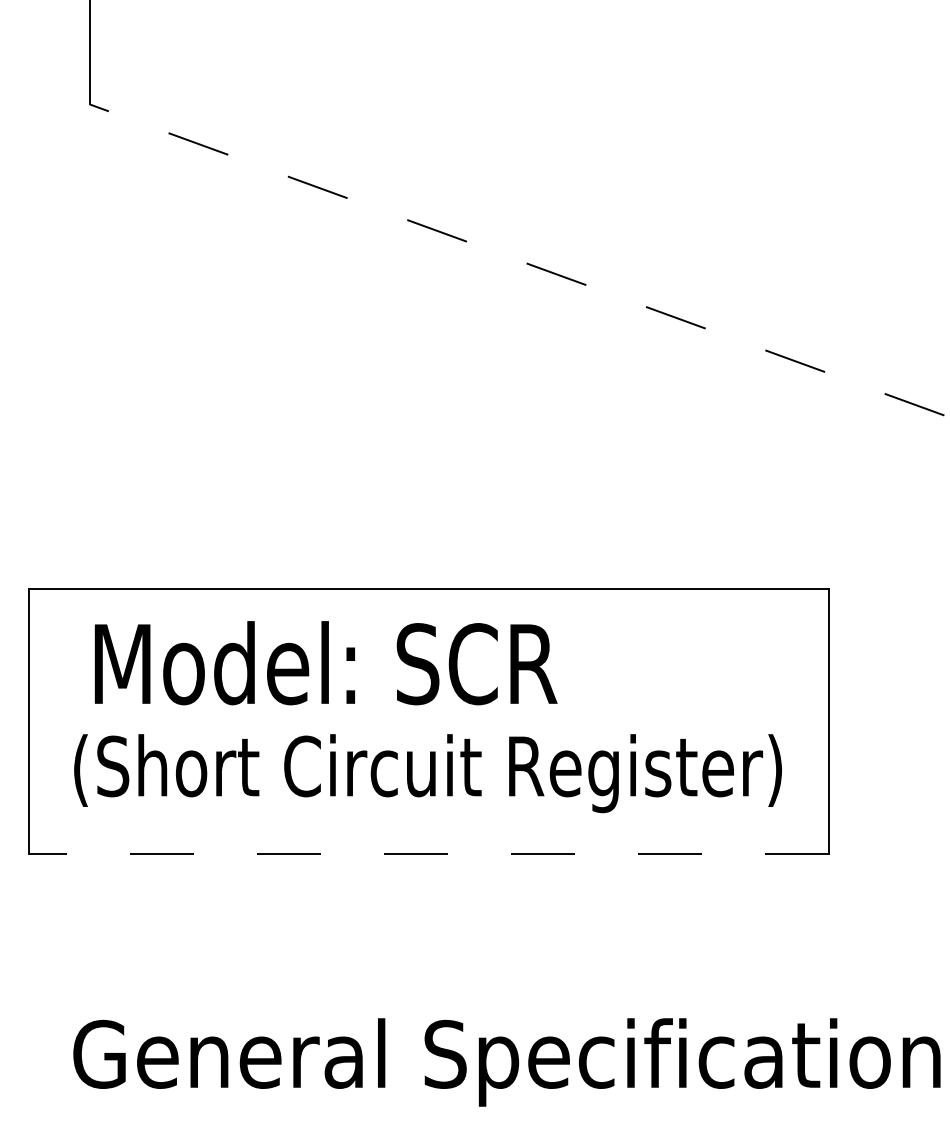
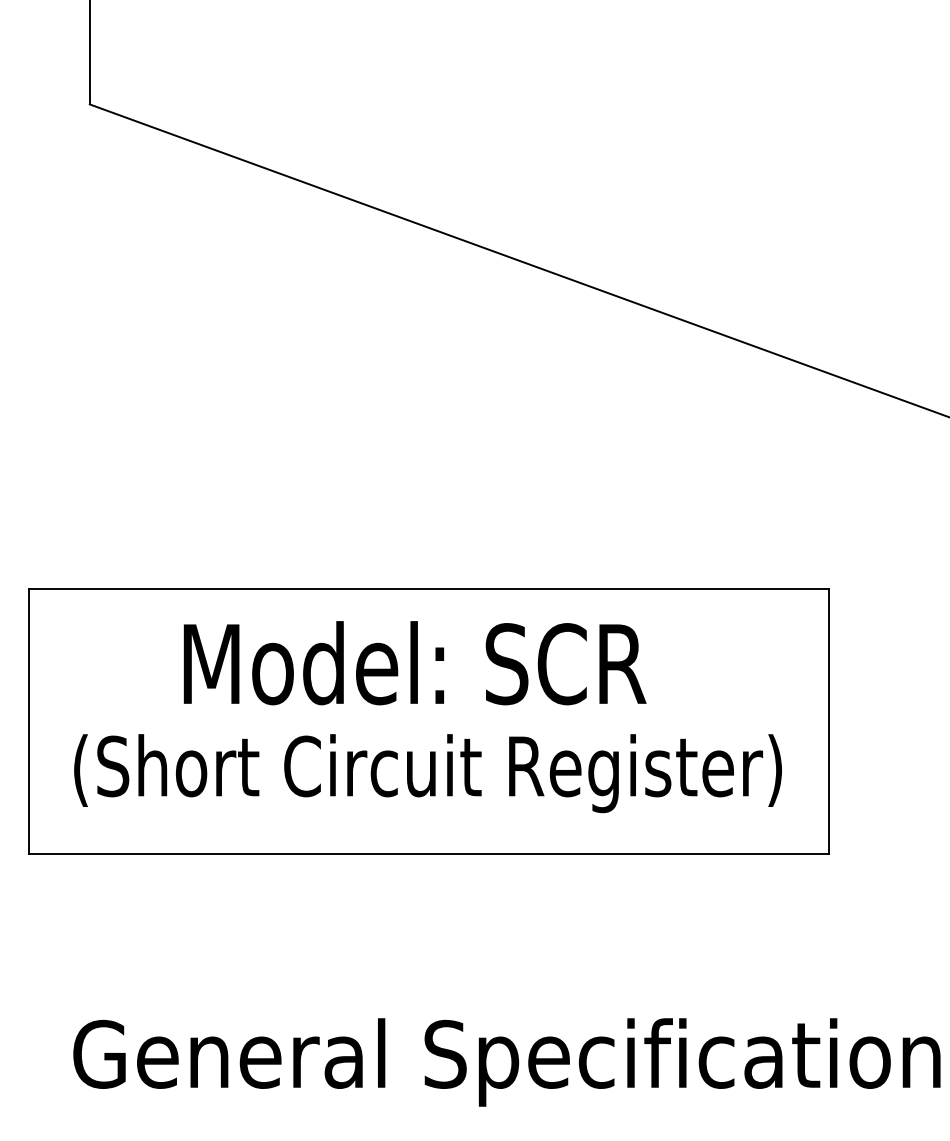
line: dashed -> solid (519, 260)
text position: (325, 663) -> (414, 663) (414, 663)
line: dashed -> solid (428, 853)
